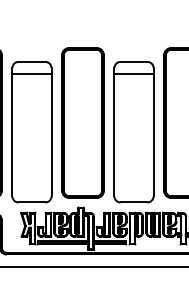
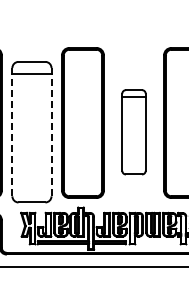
line: solid -> dashed (51, 131)
line: solid -> dashed (12, 132)
part size: 42x143 px -> 26x87 px (133, 132)
